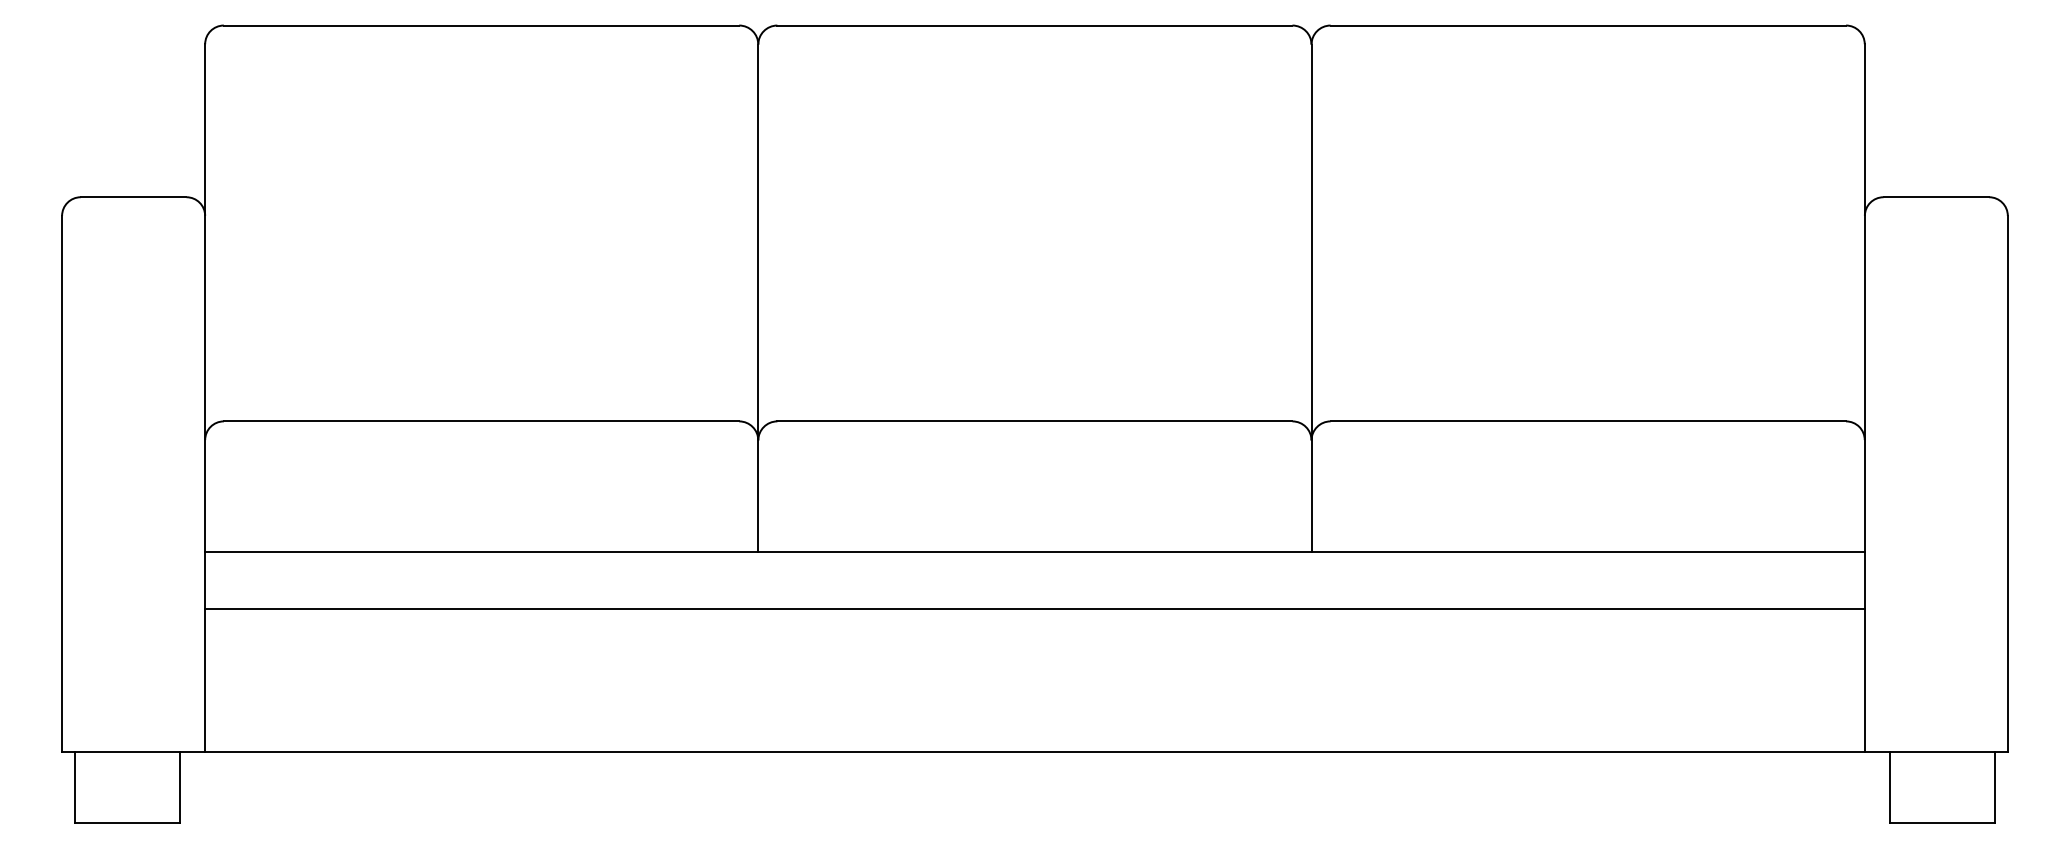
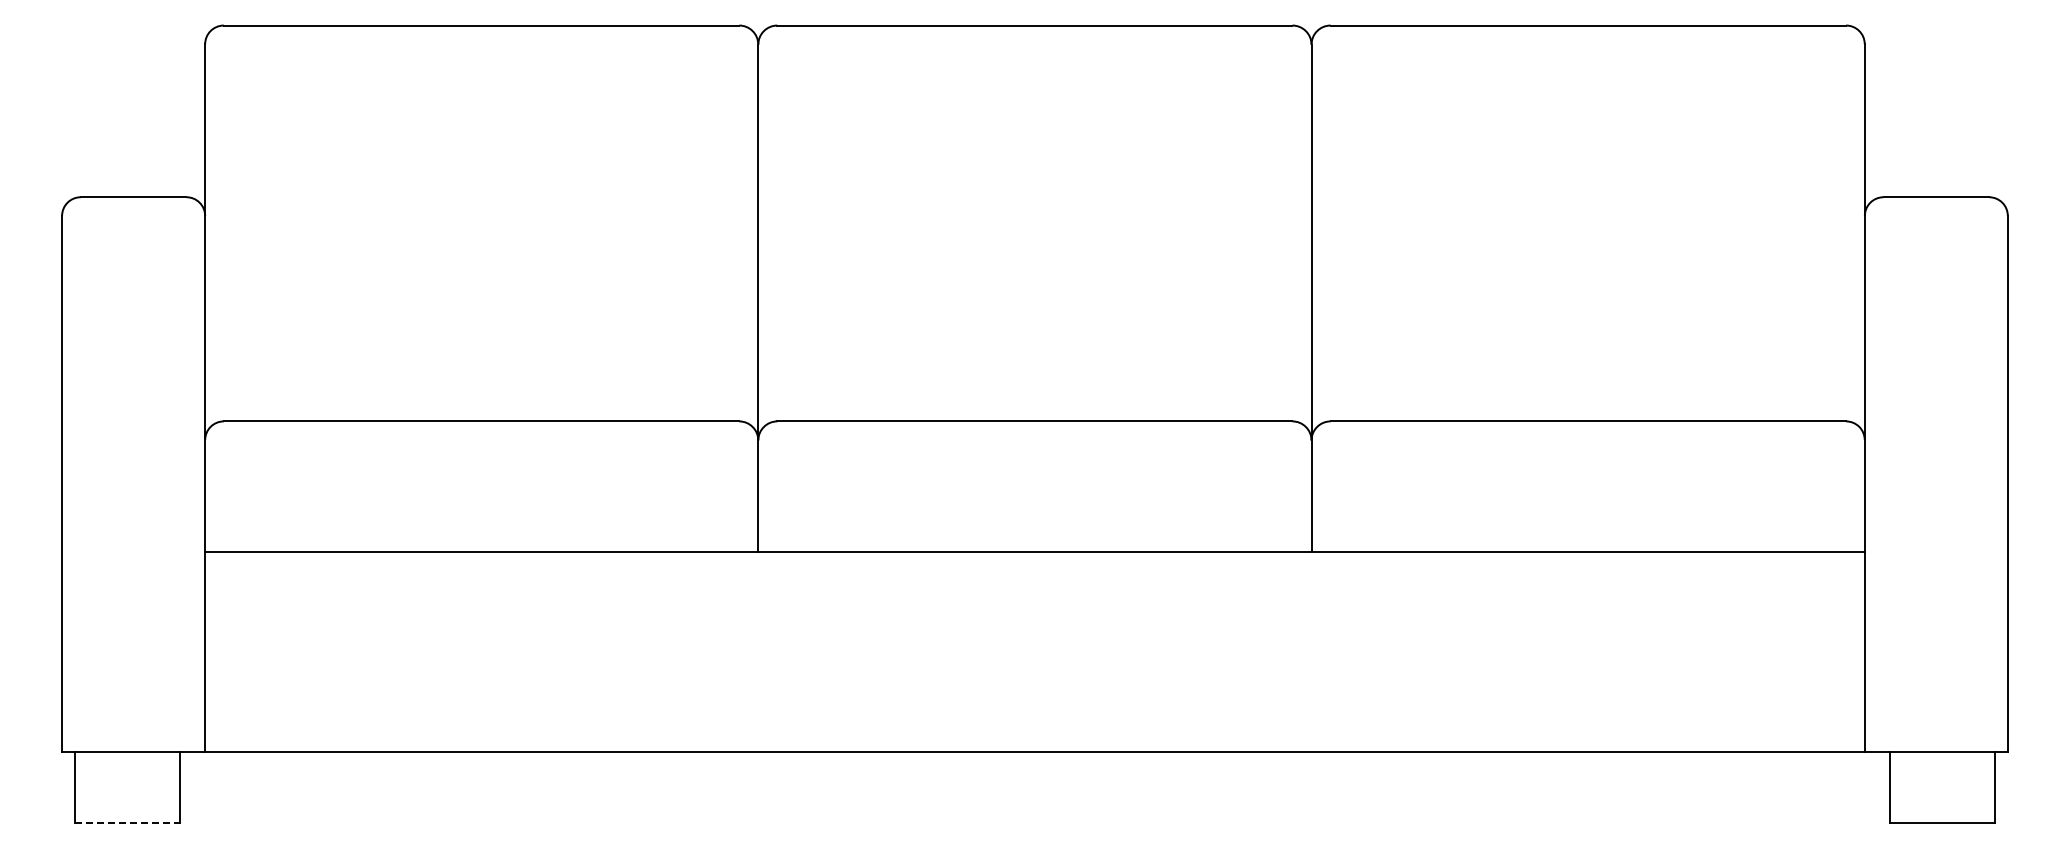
line: present -> none (1034, 608)
line: solid -> dashed (128, 823)
